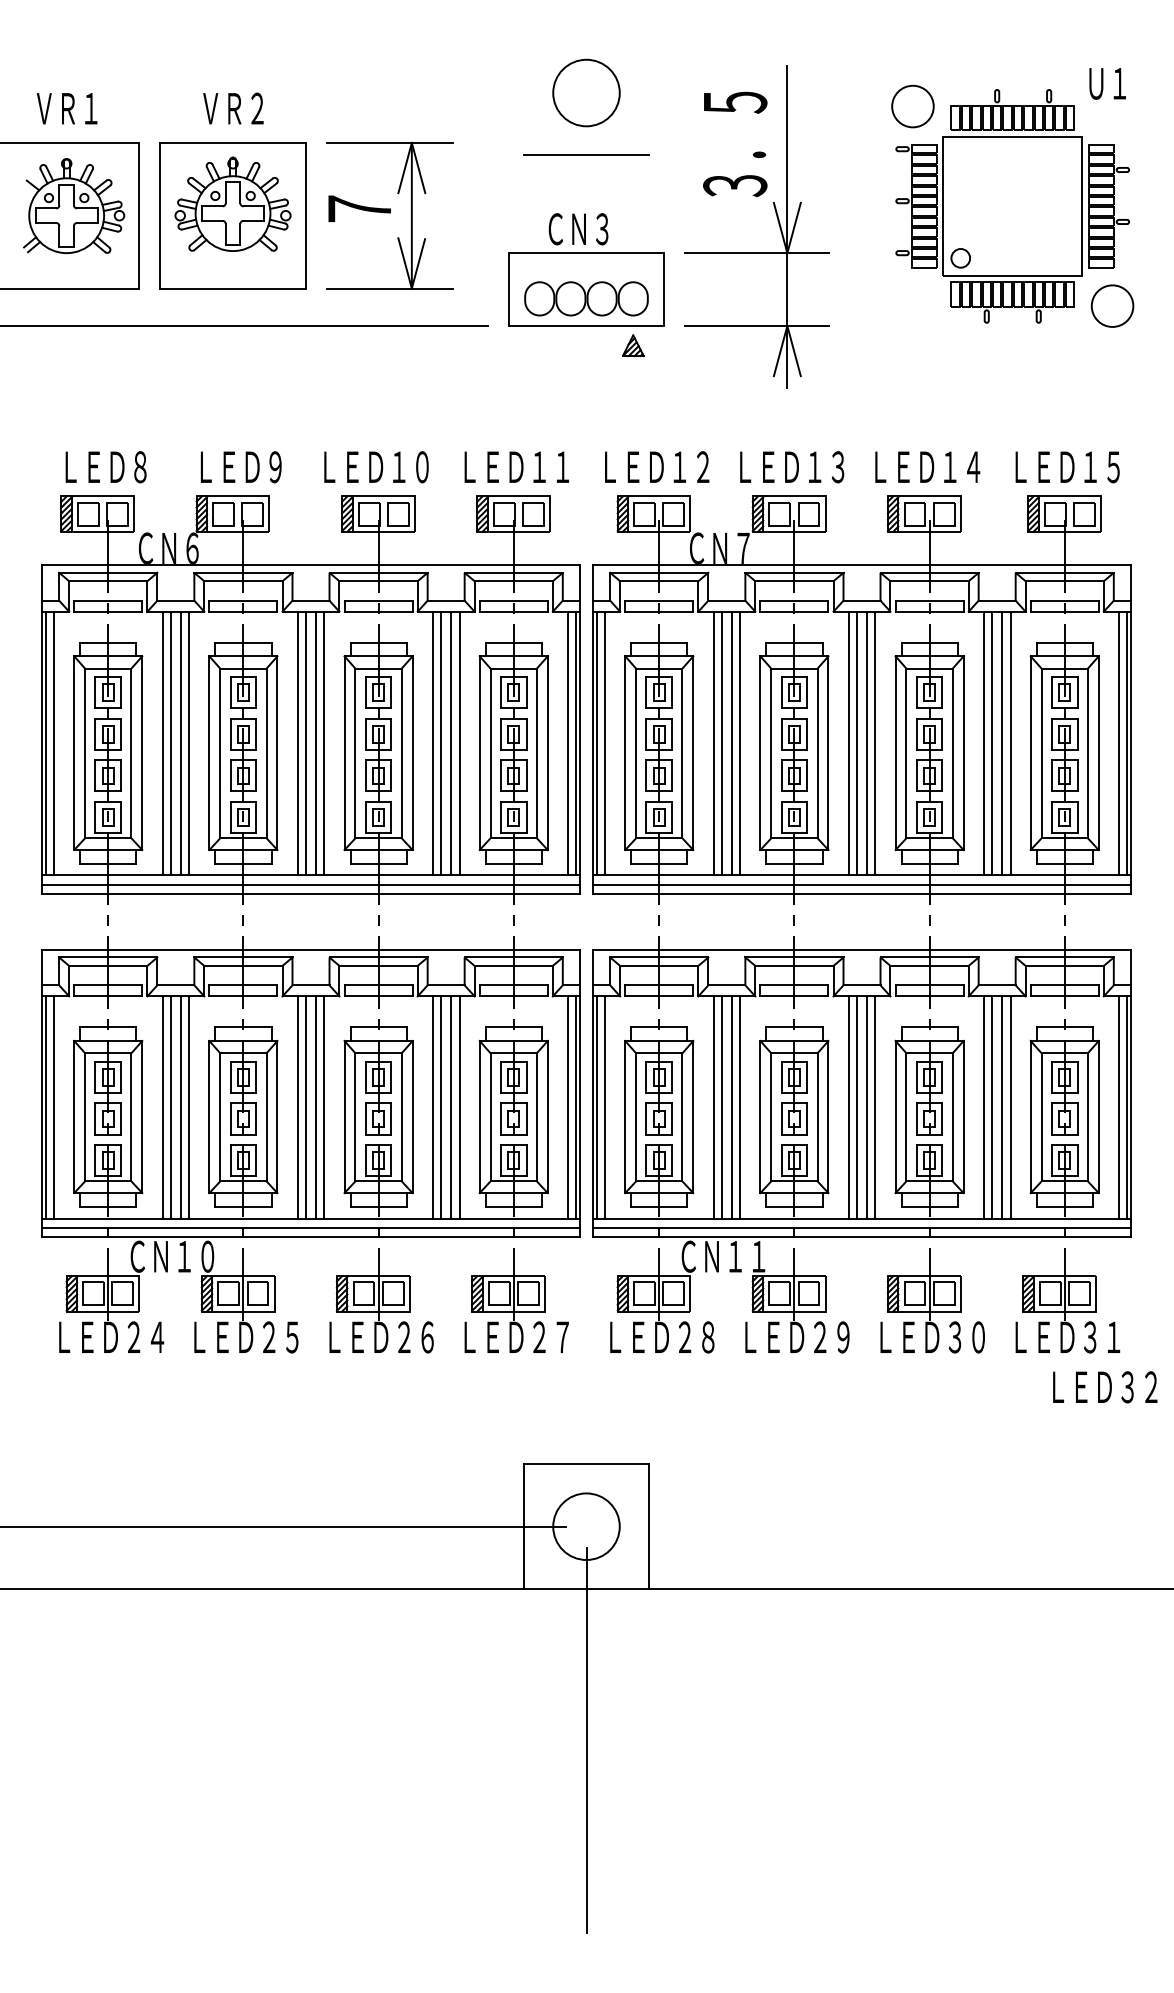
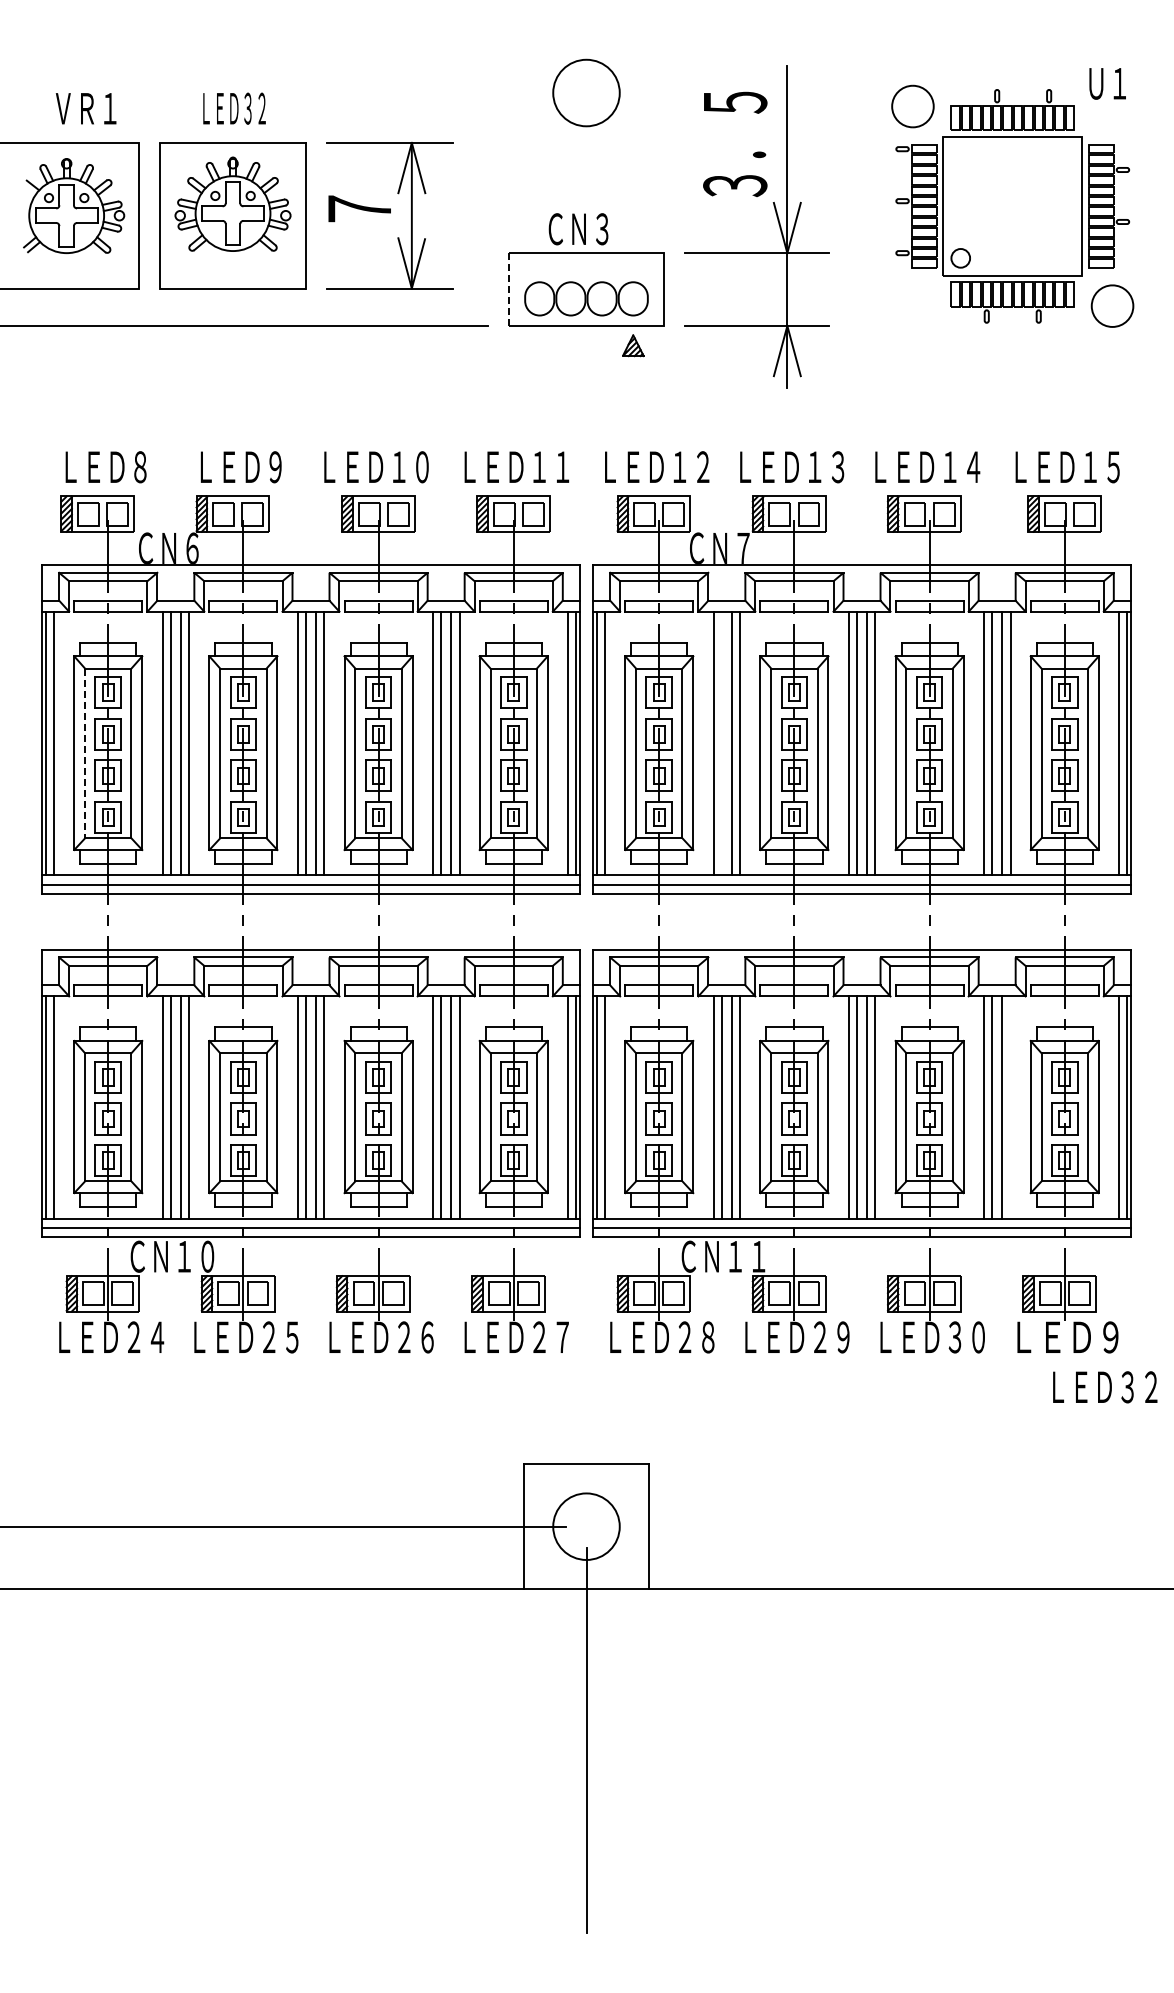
text position: (66, 108) -> (85, 108) (85, 108)
text: ＶＲ２ -> ＬＥＤ３２ (234, 108)
line: present -> none (586, 154)
line: solid -> dashed (508, 290)
line: present -> none (721, 743)
line: solid -> dashed (85, 753)
line: present -> none (1010, 1107)
text: ＬＥＤ３１ -> ＬＥＤ９ (1067, 1337)
